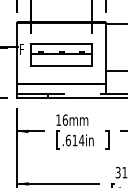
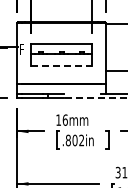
line: solid -> dashed (61, 66)
line: solid -> dashed (95, 98)
text: .614in -> .802in (74, 140)
